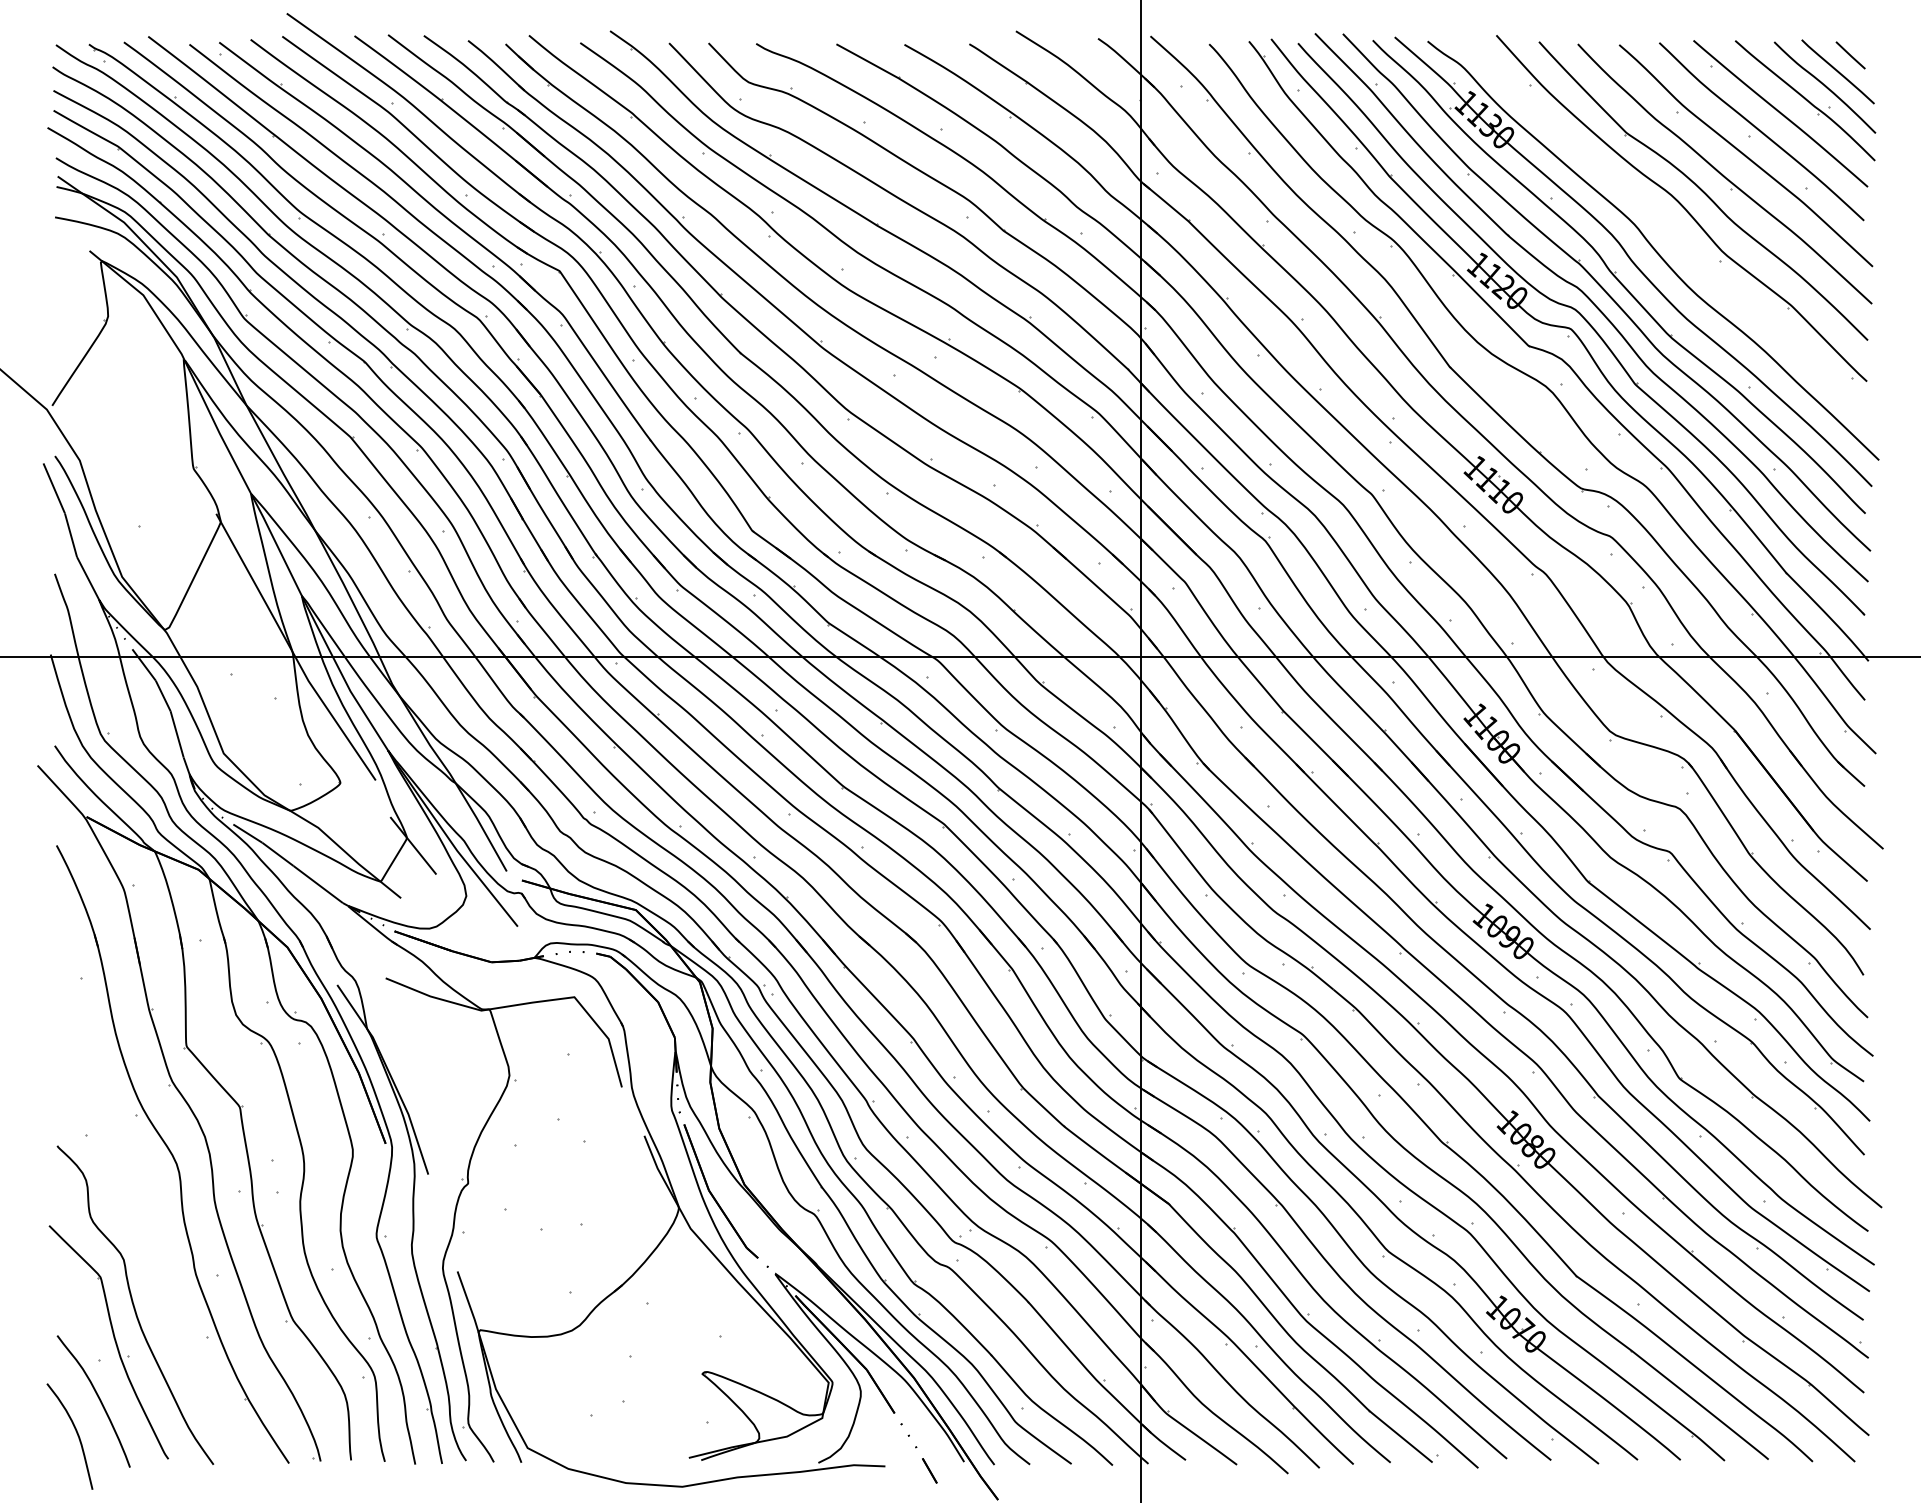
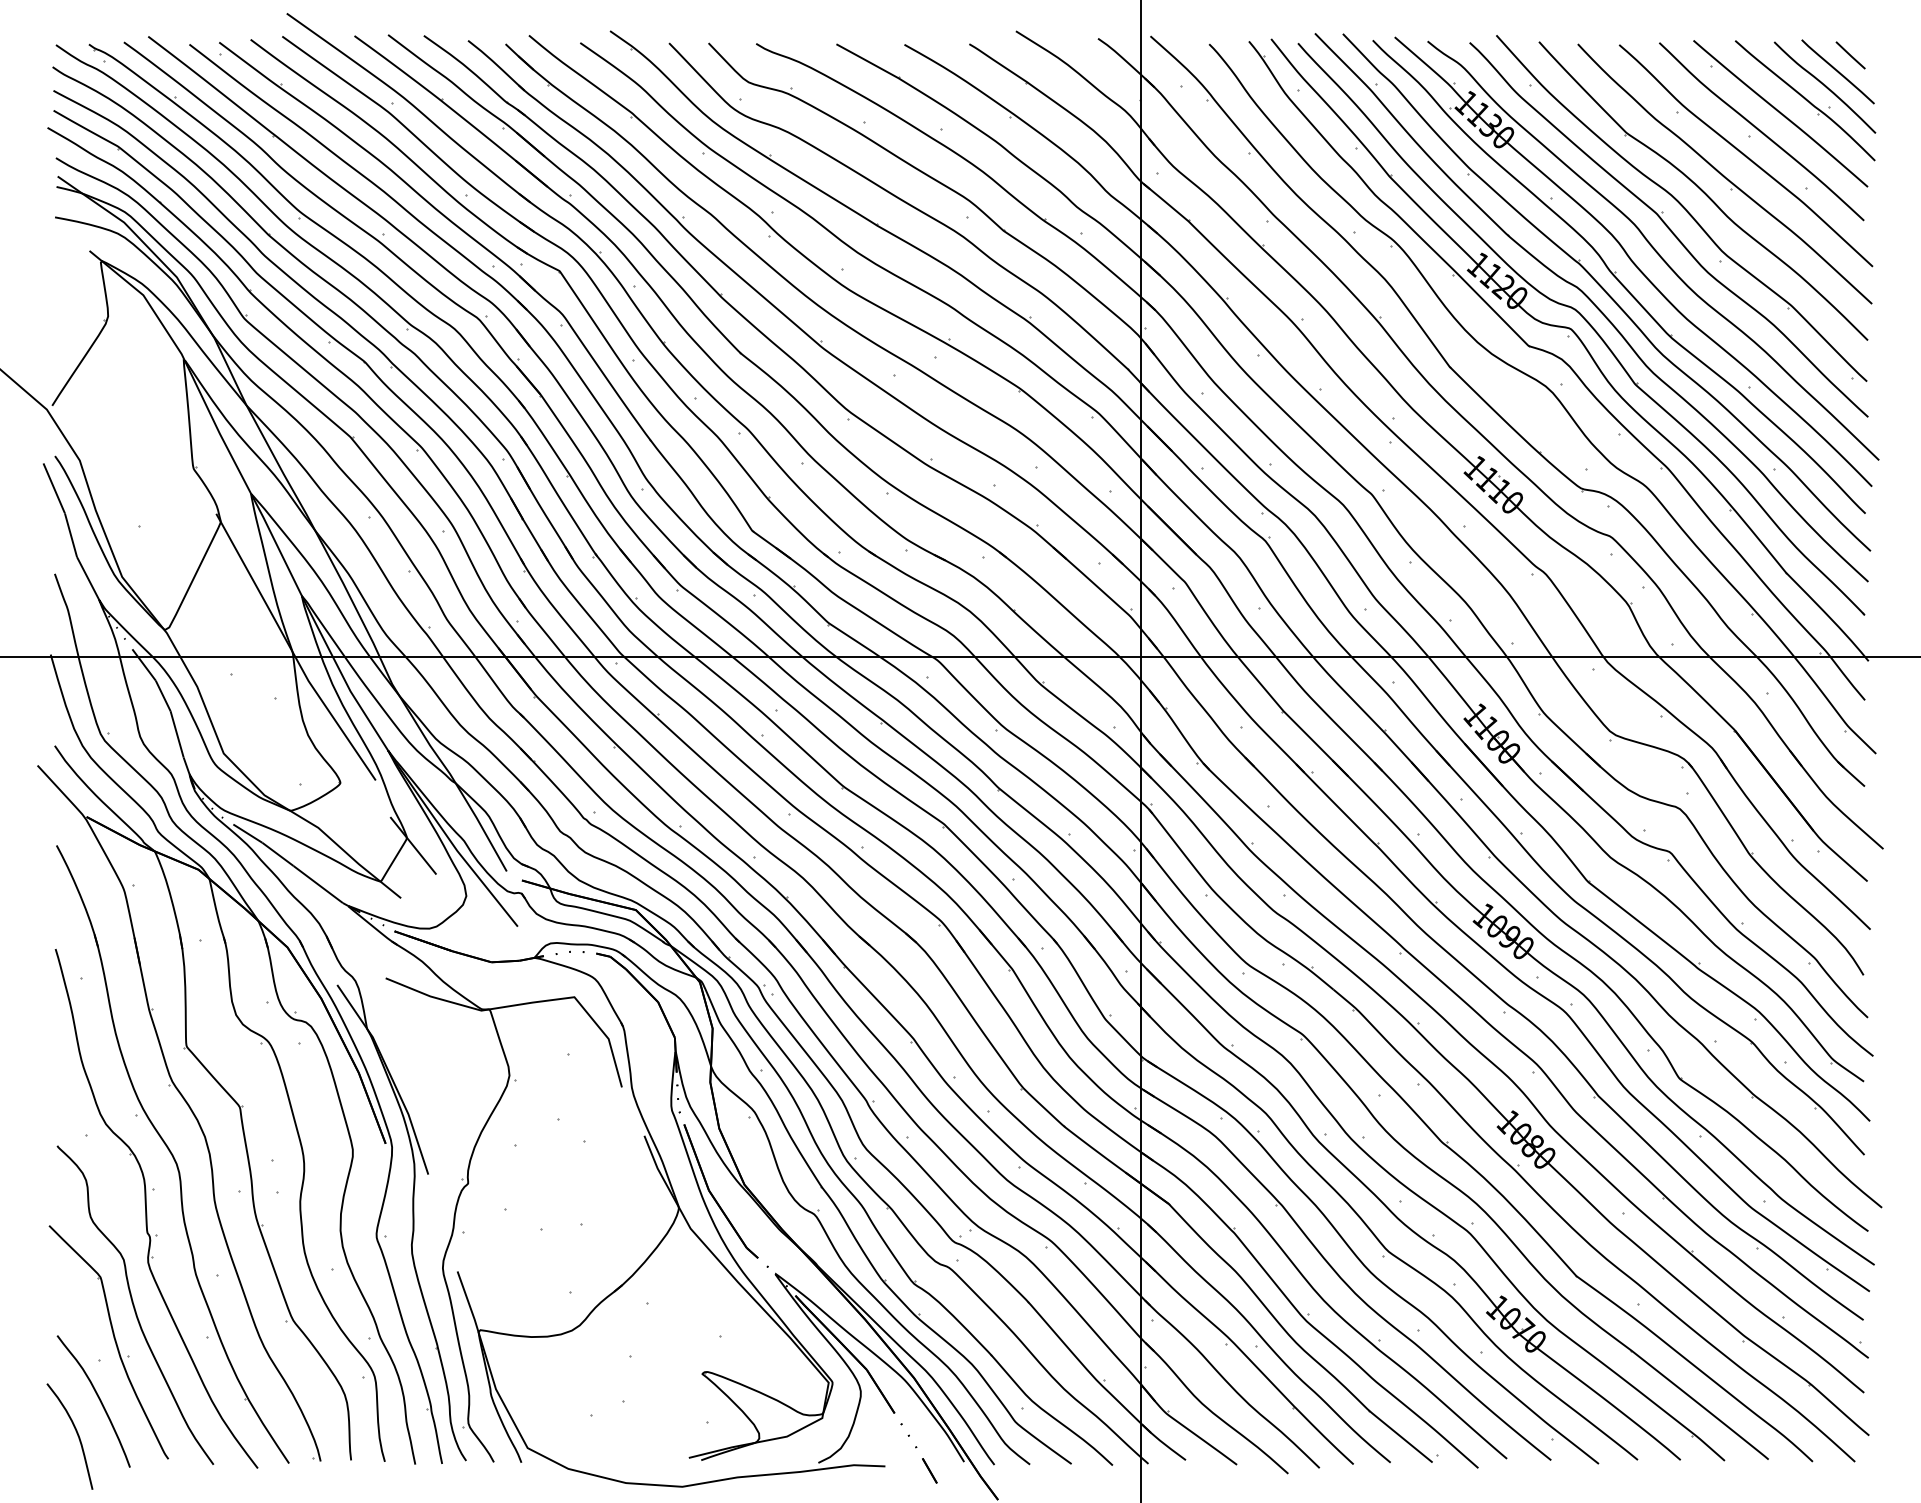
part: none -> present (1668, 229)
part: none -> present (147, 1212)
